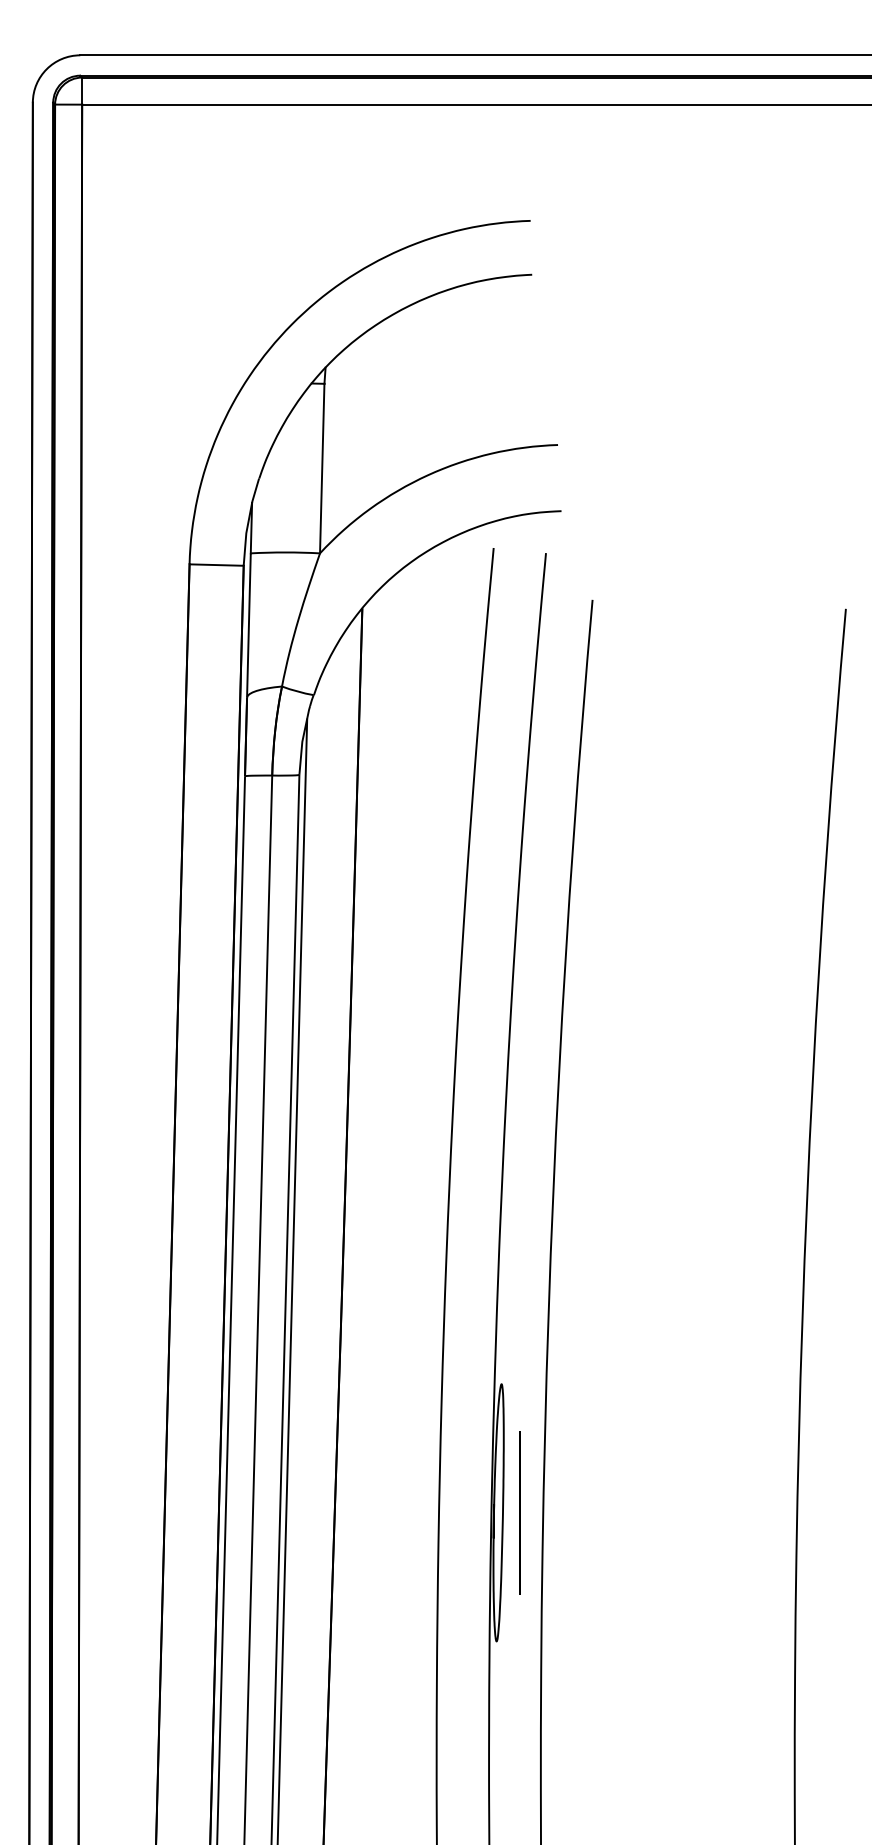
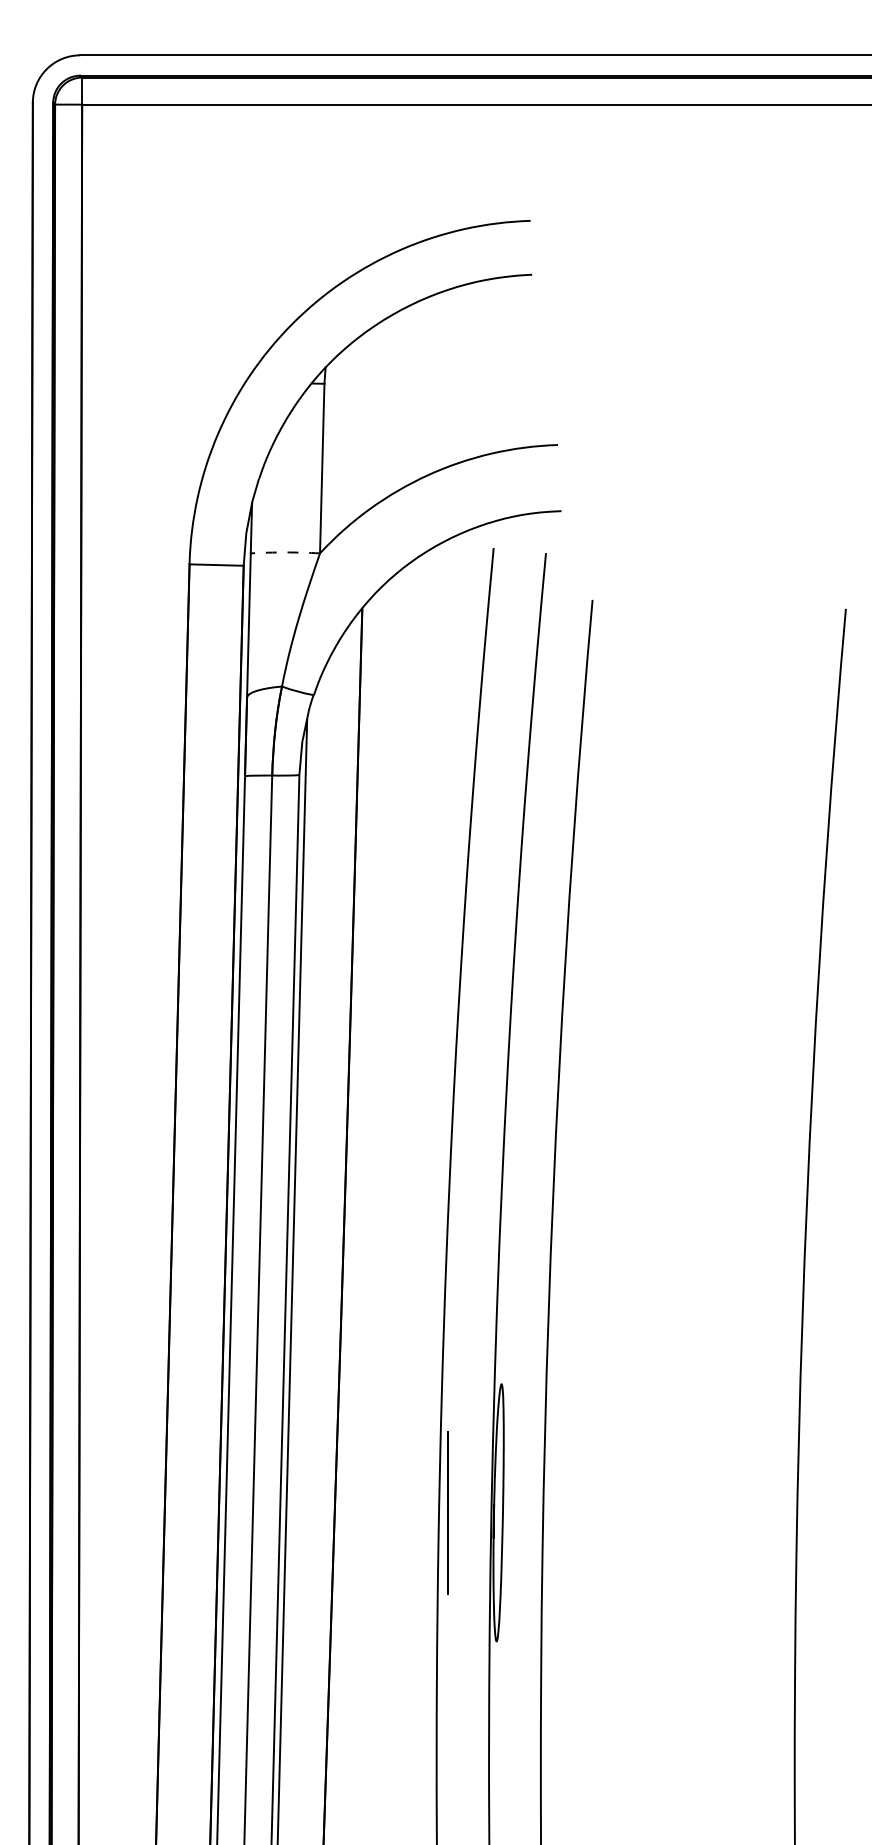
arc: solid -> dashed (285, 552)
line position: (519, 1512) -> (447, 1512) (447, 1512)
